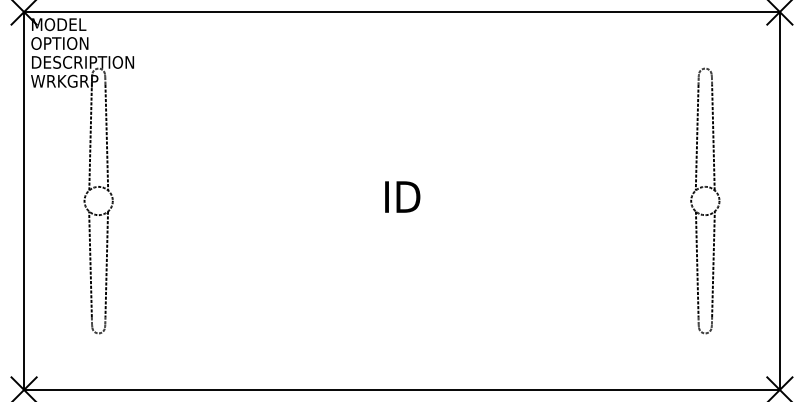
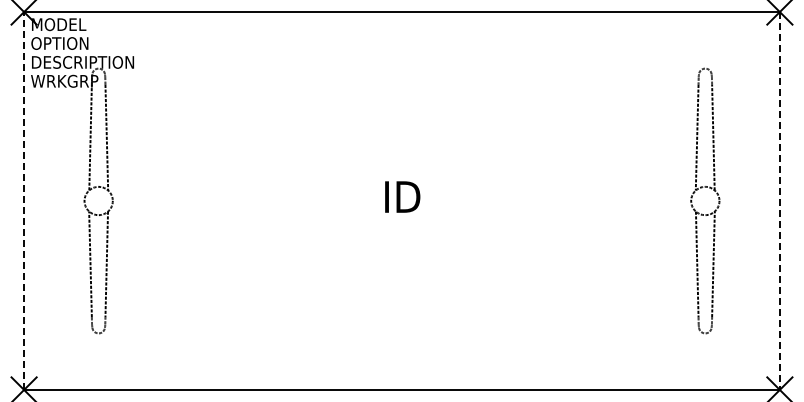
line: solid -> dashed (24, 201)
line: solid -> dashed (779, 201)
